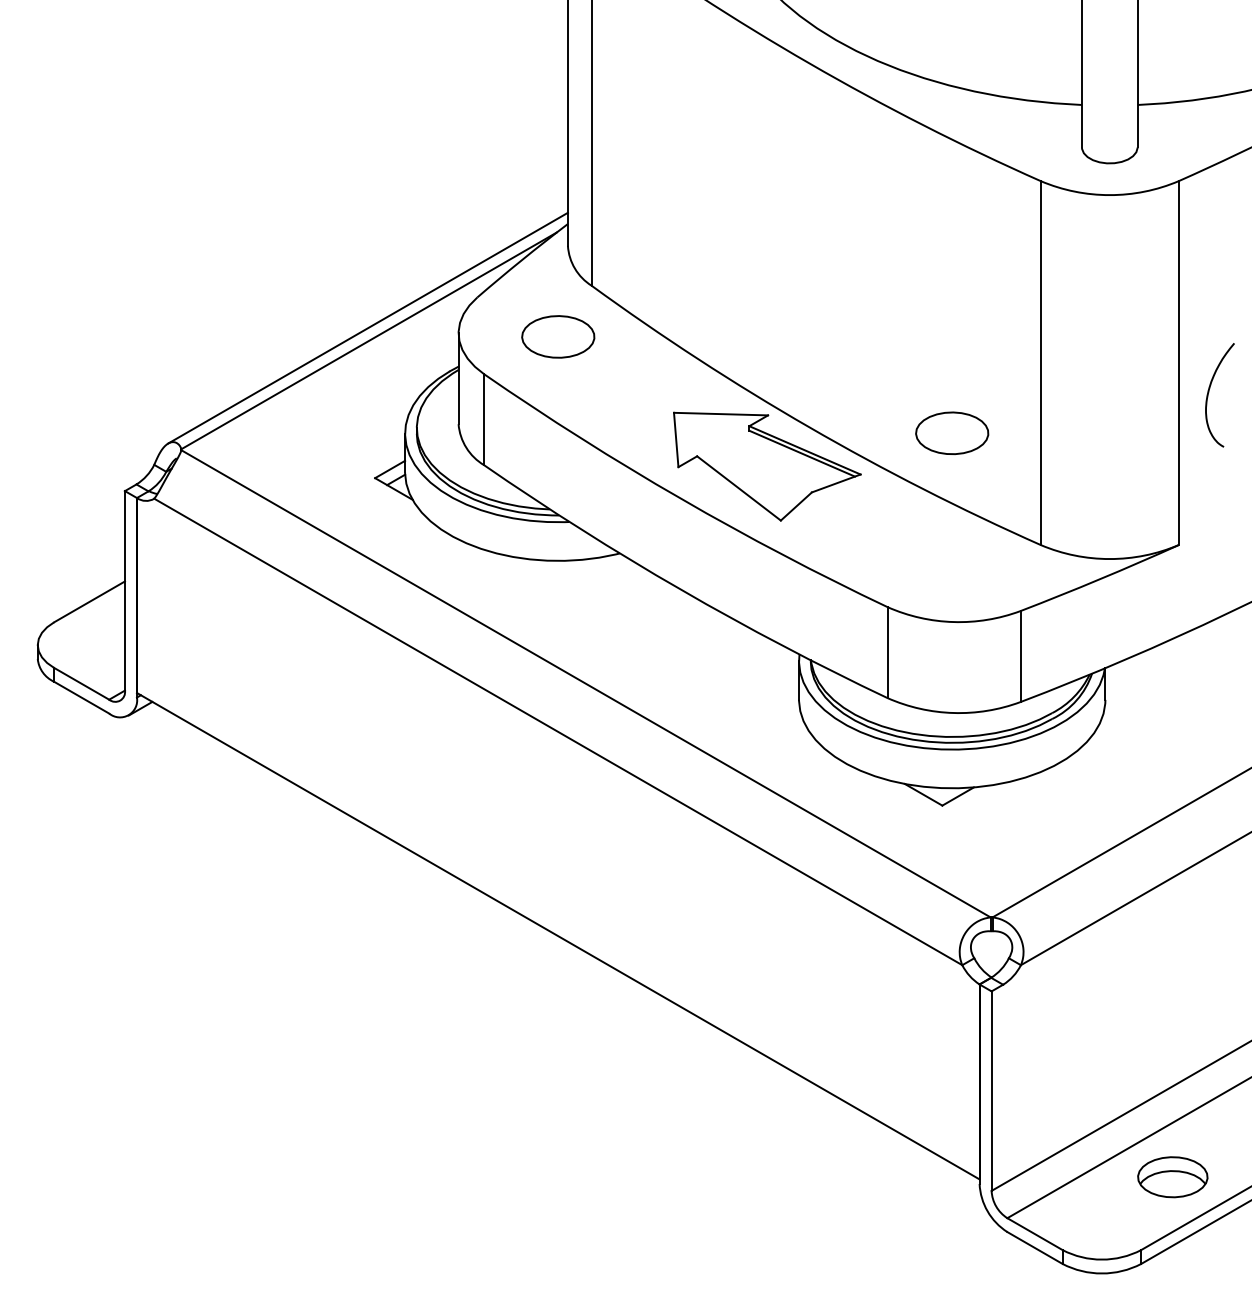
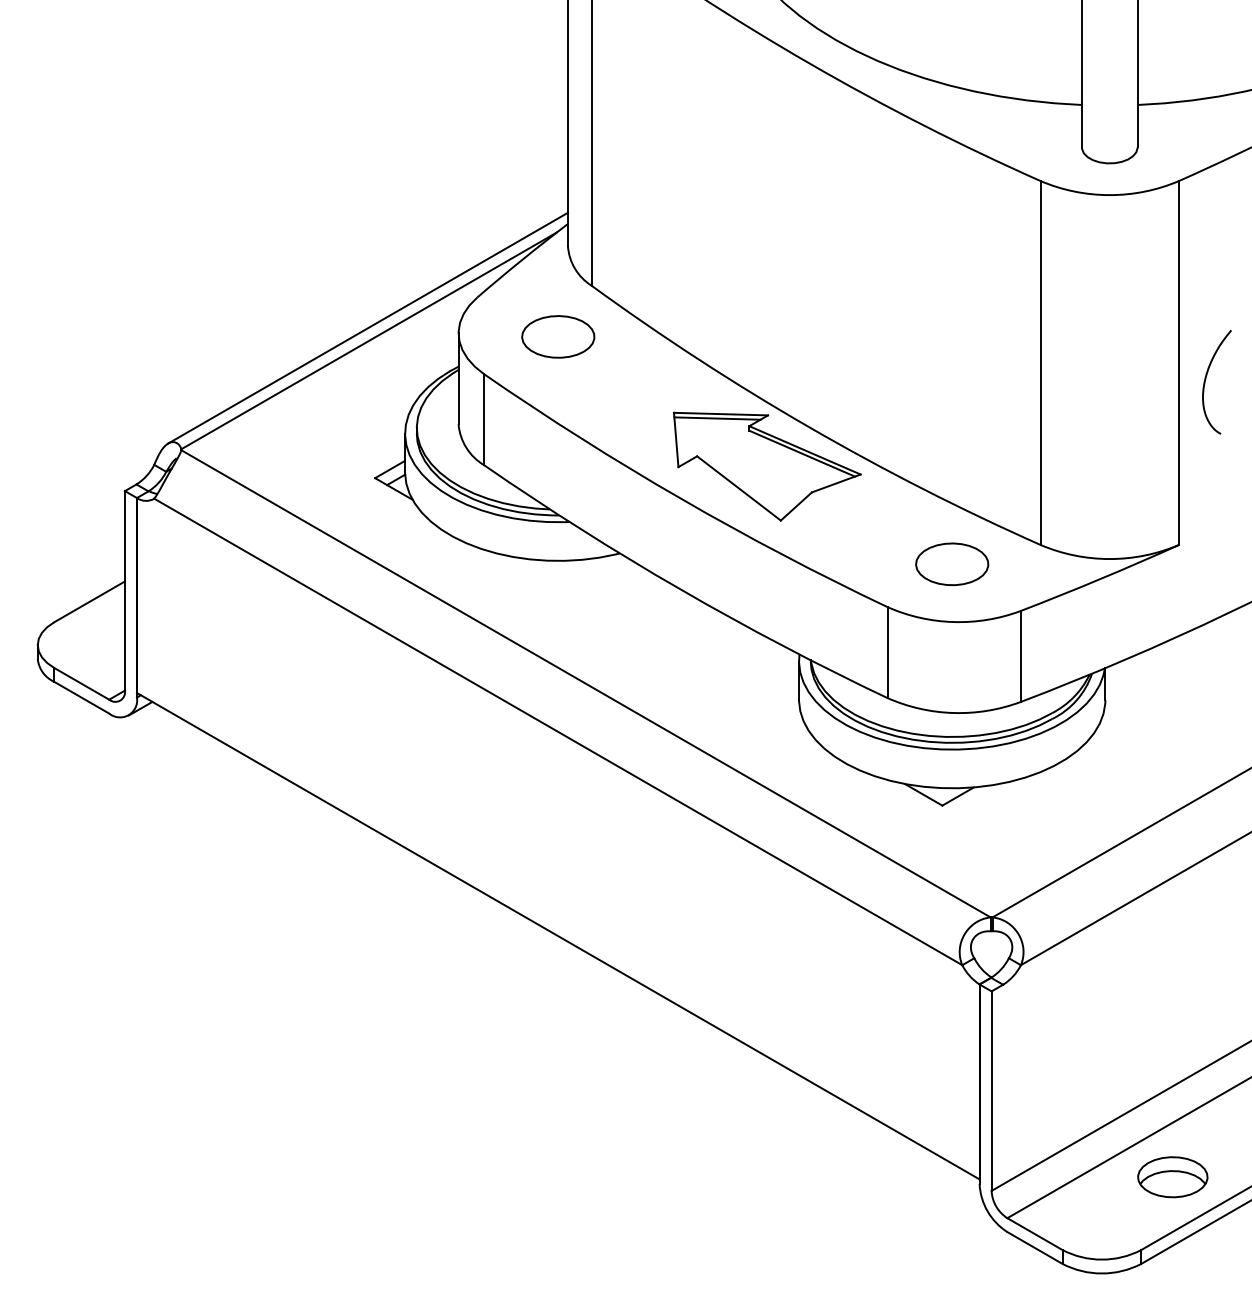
curve position: (1209, 392) -> (1206, 379) (1206, 379)
line: none -> present (717, 418)
part position: (952, 432) -> (952, 563) (952, 563)
